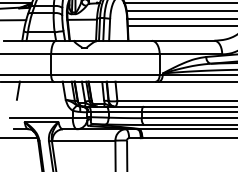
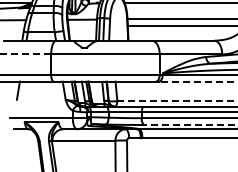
line: present -> none (180, 11)
line: solid -> dashed (25, 54)
line: solid -> dashed (197, 81)
line: solid -> dashed (177, 100)
line: solid -> dashed (190, 124)
line: present -> none (19, 138)
